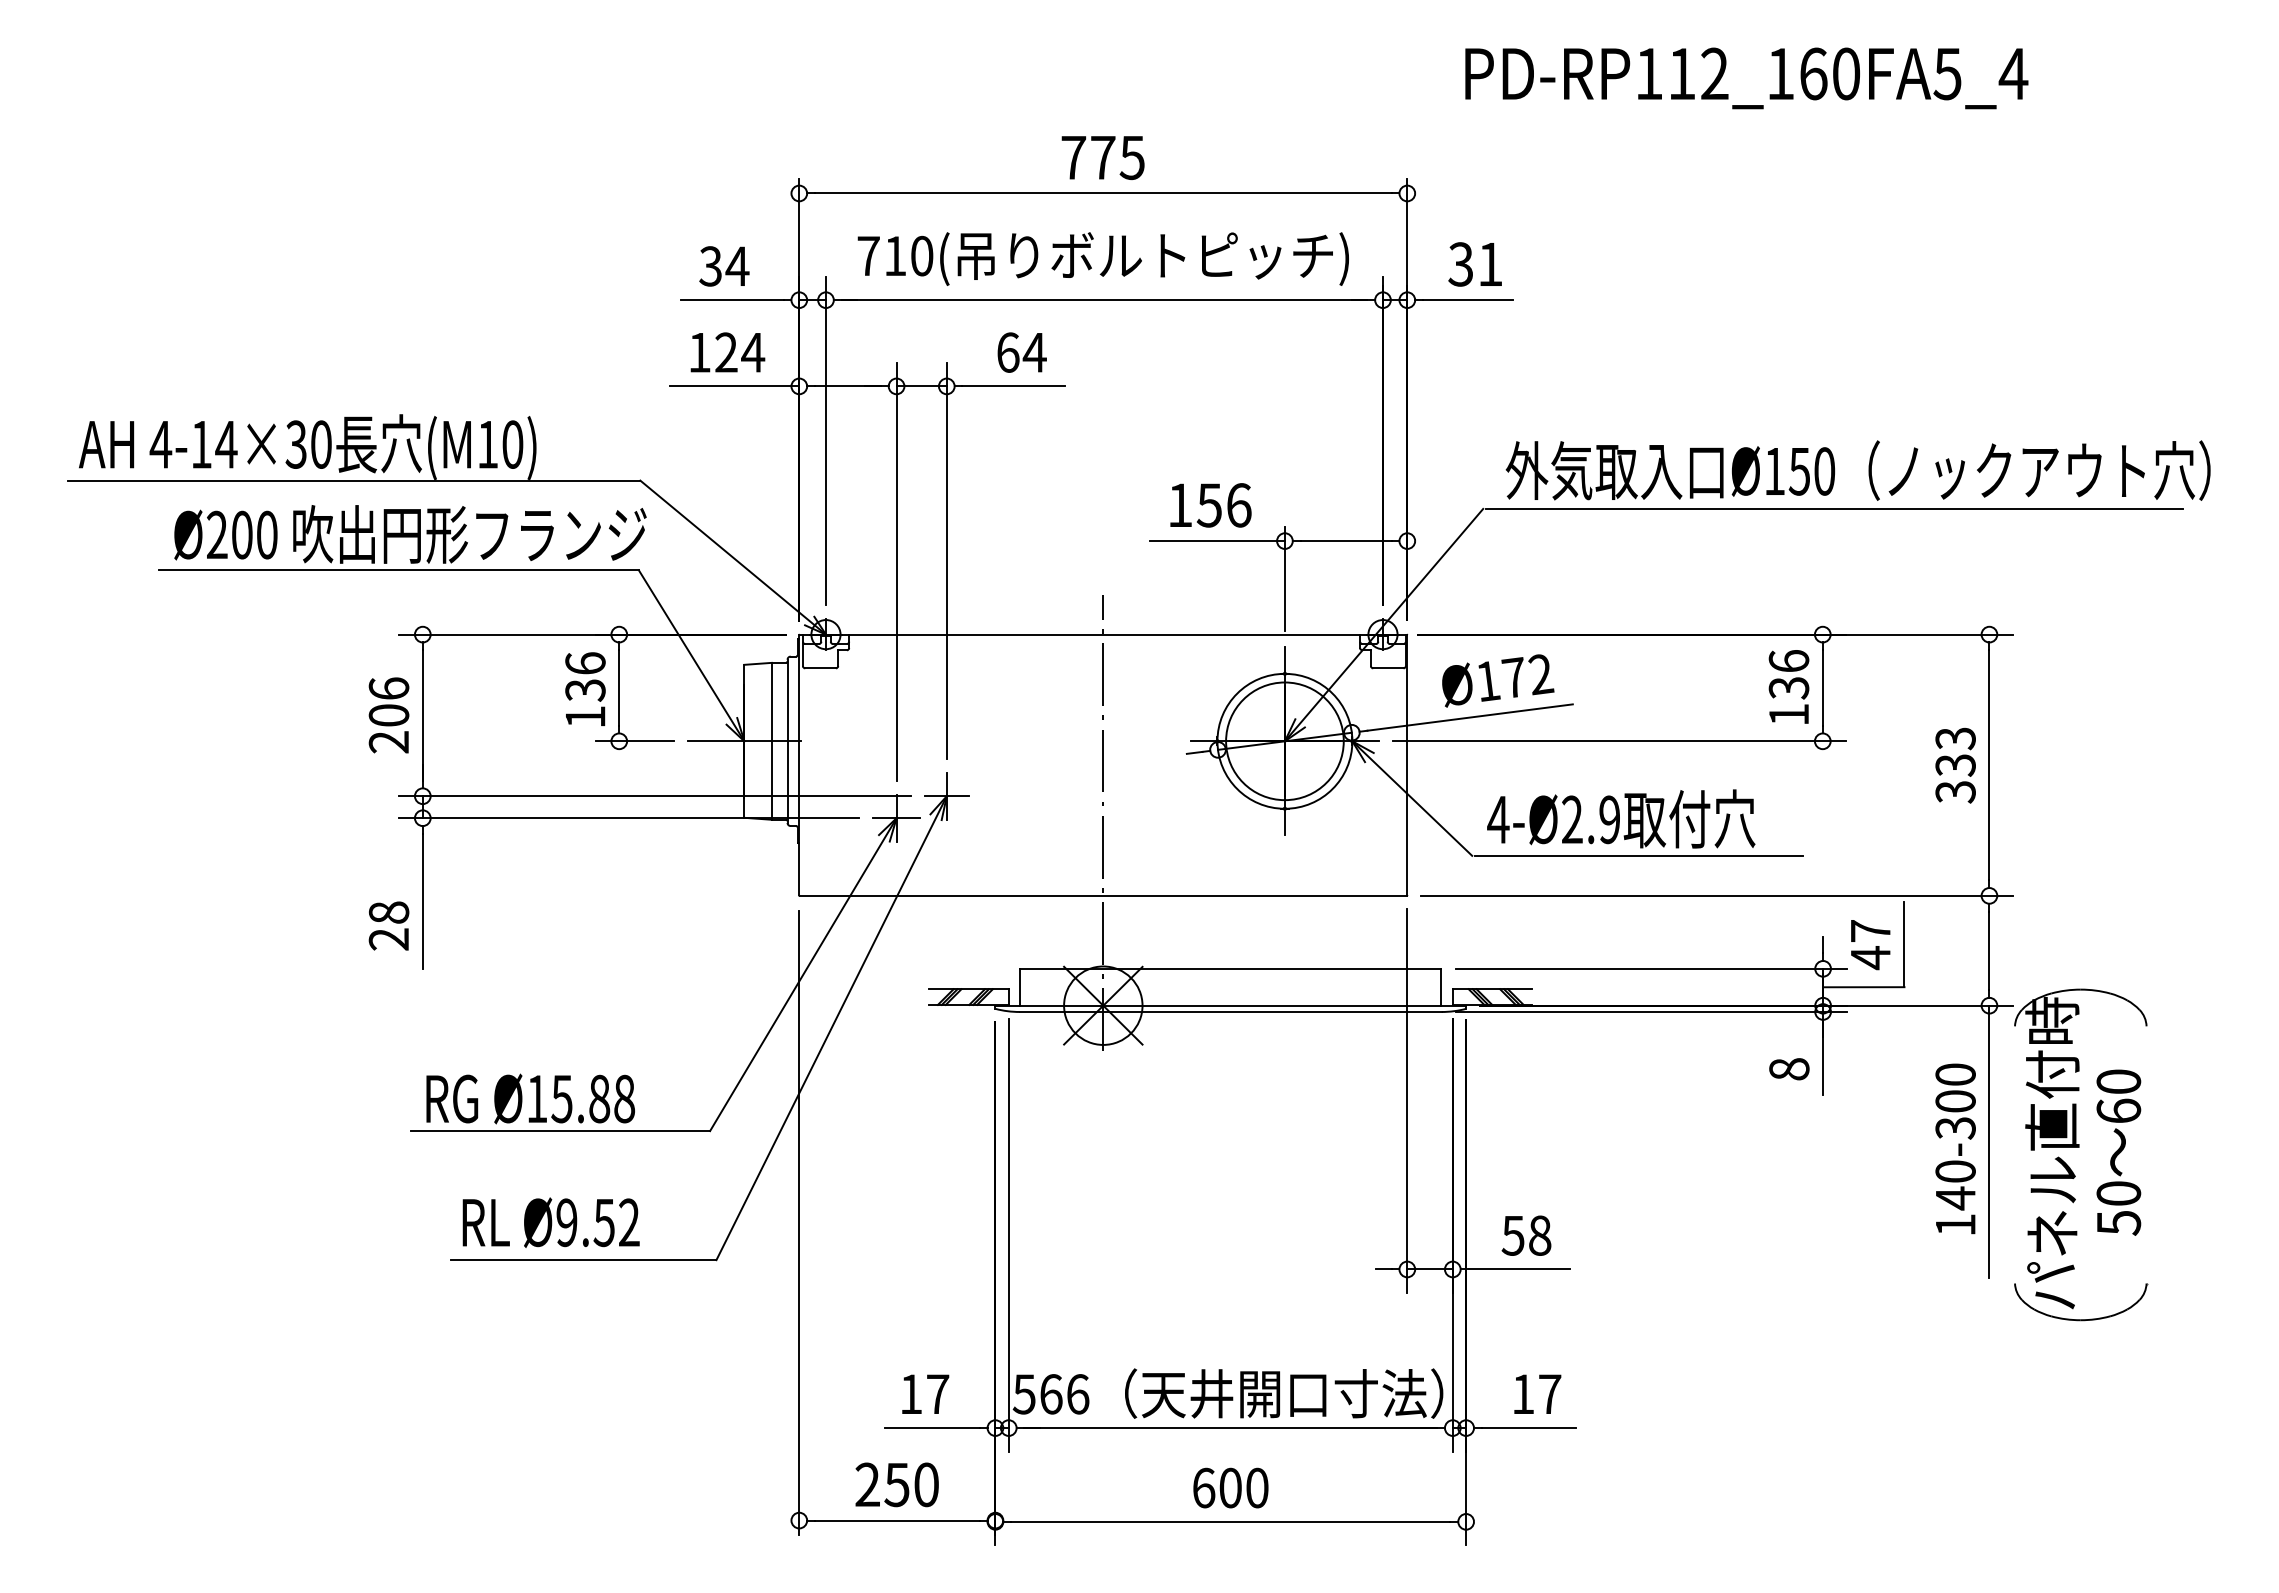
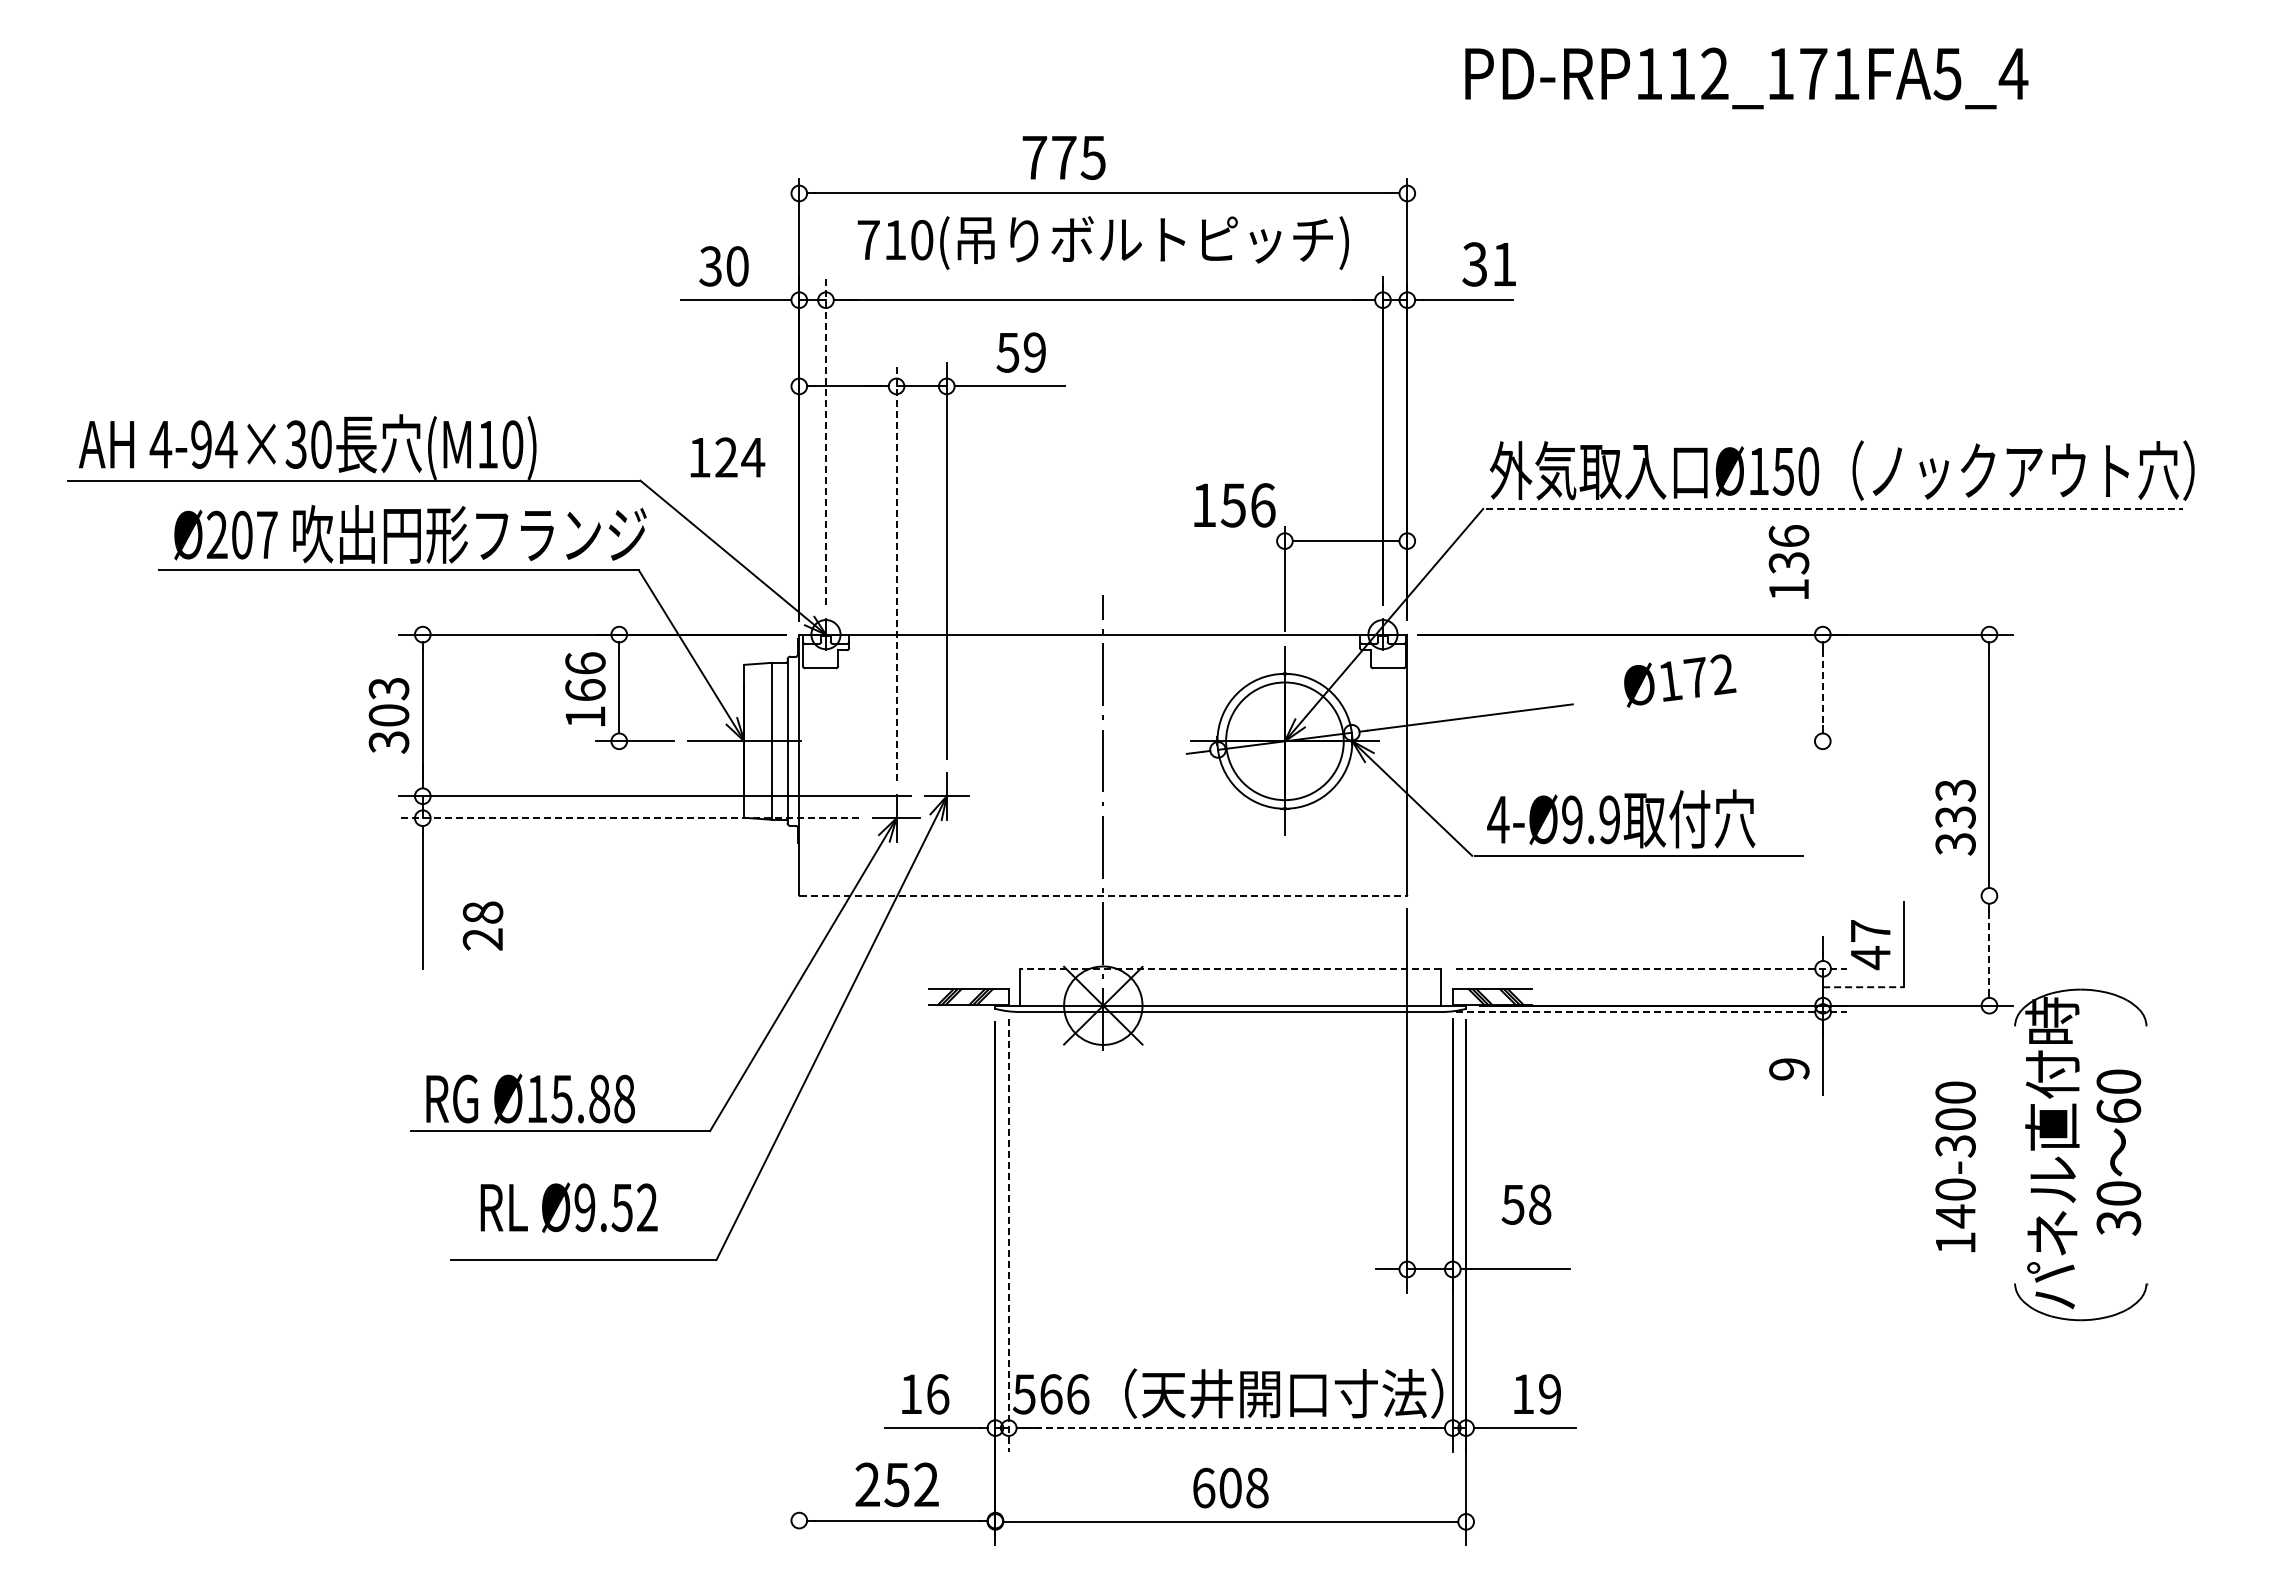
text: PD-RP112_160FA5_4 -> PD-RP112_171FA5_4 (1830, 73)
text position: (1102, 157) -> (1063, 157) (1063, 157)
text position: (1102, 258) -> (1102, 242) (1102, 242)
text position: (1474, 264) -> (1488, 264) (1488, 264)
text: 34 -> 30 (737, 266)
text position: (727, 352) -> (727, 457) (727, 457)
text: 64 -> 59 (1021, 352)
line: present -> none (734, 386)
line: solid -> dashed (825, 440)
text: 4-14×30 -> 4-94×30 (201, 444)
text position: (1857, 470) -> (1841, 470) (1841, 470)
text position: (1210, 505) -> (1234, 505) (1234, 505)
line: solid -> dashed (1834, 508)
text: Ø200 -> Ø207 (267, 534)
line: present -> none (1217, 541)
line: solid -> dashed (896, 571)
text position: (1498, 680) -> (1680, 680) (1680, 680)
text position: (1788, 686) -> (1788, 561) (1788, 561)
line: solid -> dashed (1822, 687)
text: 136 -> 166 (585, 690)
text: 206 -> 303 (388, 715)
line: present -> none (1619, 741)
text position: (1955, 765) -> (1955, 817) (1955, 817)
line: solid -> dashed (629, 818)
text: 4-Ø2.9 -> 4-Ø9.9 (1572, 820)
line: solid -> dashed (1103, 895)
line: present -> none (1716, 895)
text position: (388, 925) -> (482, 925) (482, 925)
line: solid -> dashed (1989, 951)
line: solid -> dashed (1230, 968)
line: solid -> dashed (1651, 968)
line: solid -> dashed (1863, 987)
line: solid -> dashed (1651, 1011)
text: 8 -> 9 (1789, 1069)
line: present -> none (1989, 1141)
text position: (1955, 1148) -> (1955, 1166) (1955, 1166)
text position: (550, 1222) -> (568, 1207) (568, 1207)
line: present -> none (799, 1222)
text: 50 -> 30 (2118, 1223)
line: solid -> dashed (1008, 1235)
text position: (1526, 1235) -> (1526, 1204) (1526, 1204)
text: 17 -> 16 (938, 1394)
text: 17 -> 19 (1550, 1394)
line: solid -> dashed (1231, 1428)
text: 250 -> 252 (926, 1484)
text: 600 -> 608 (1257, 1487)
